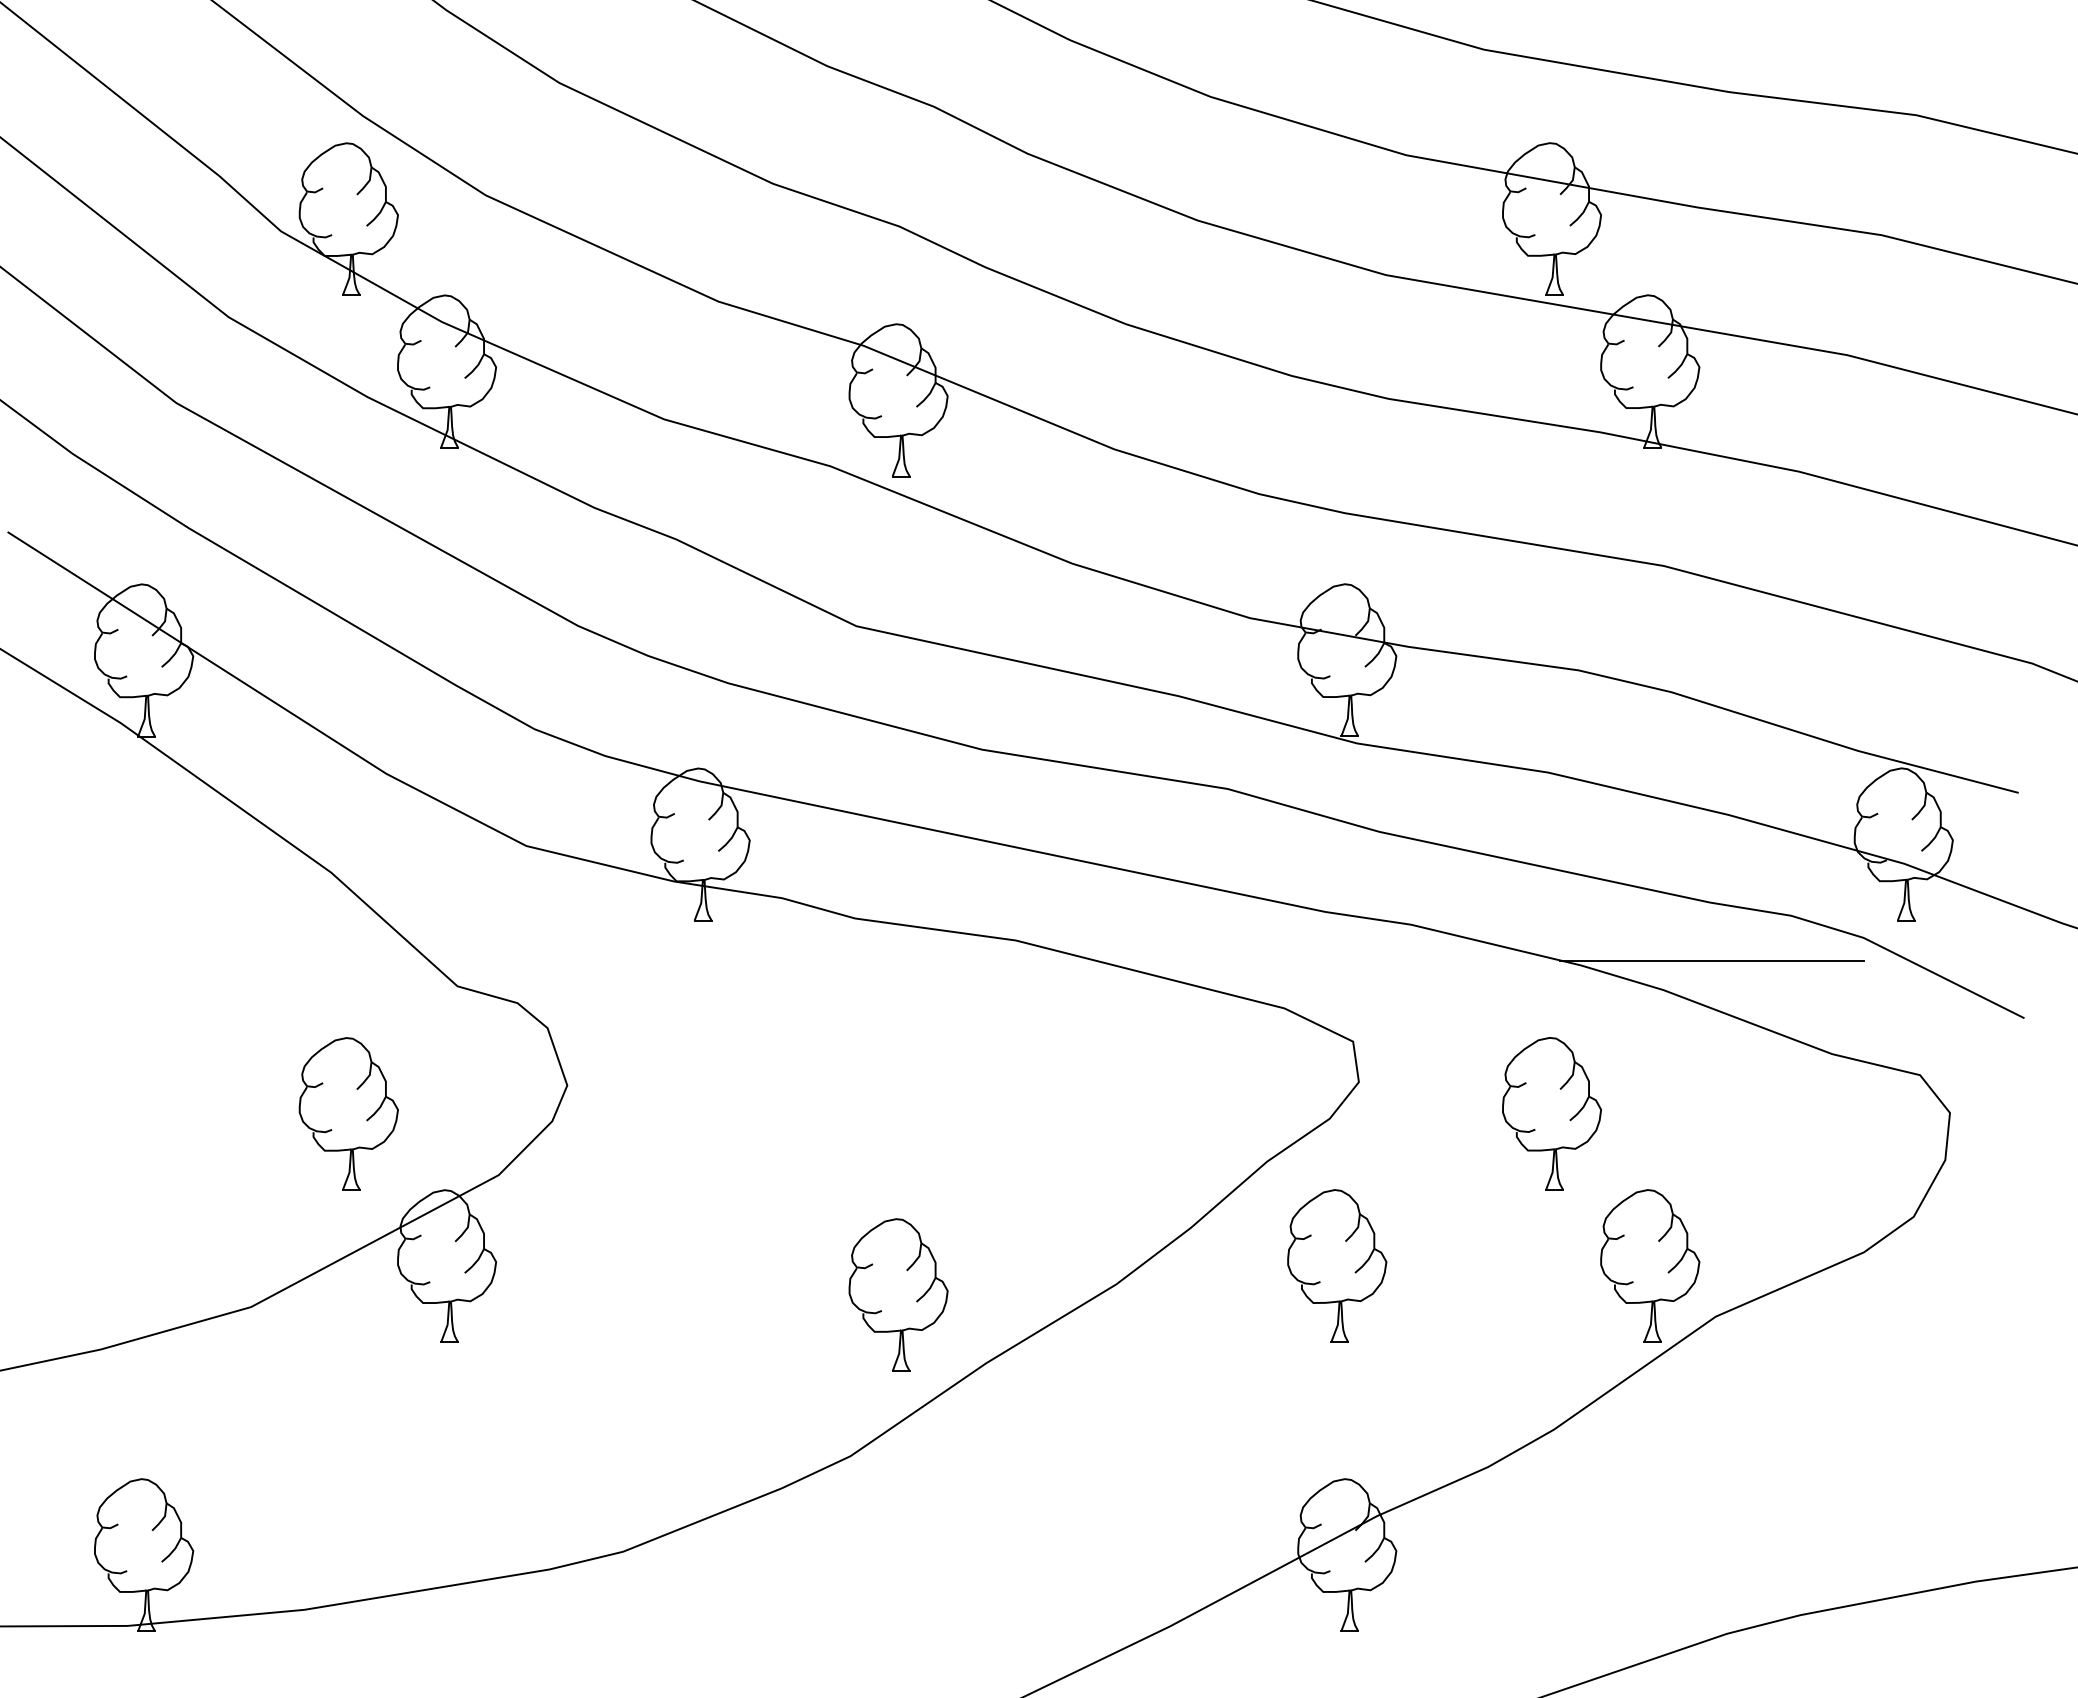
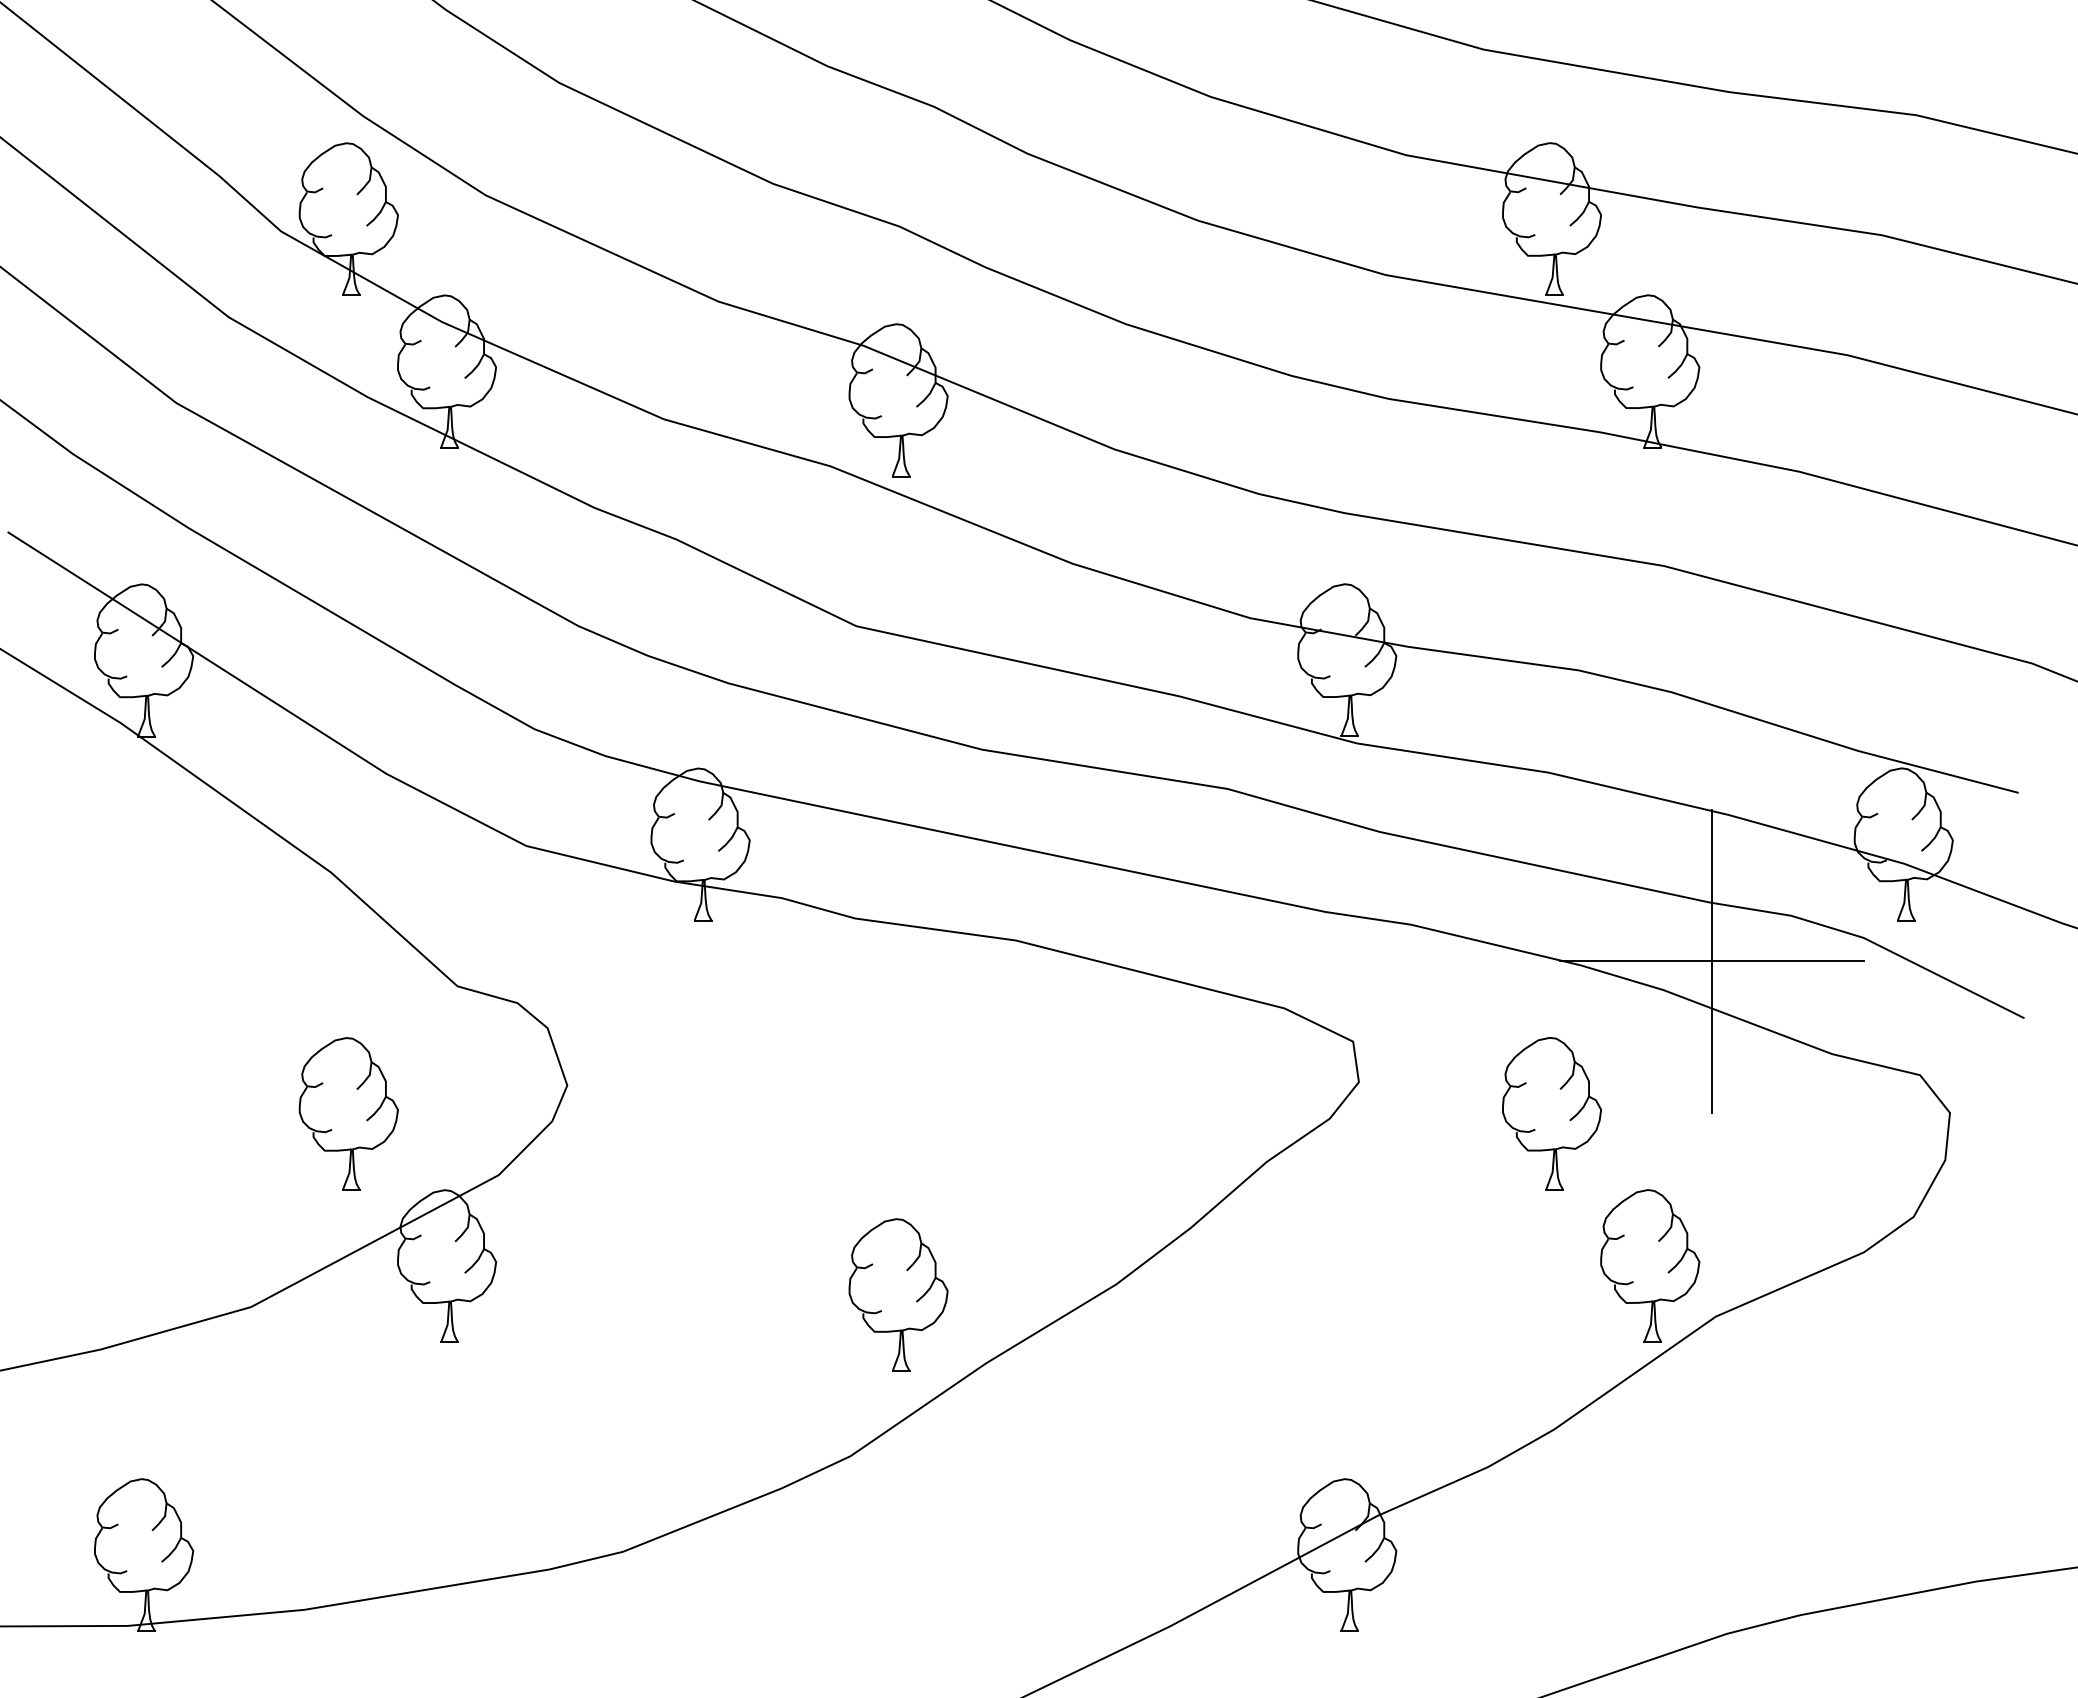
line: none -> present (1711, 960)
part: present -> none (1337, 1265)
